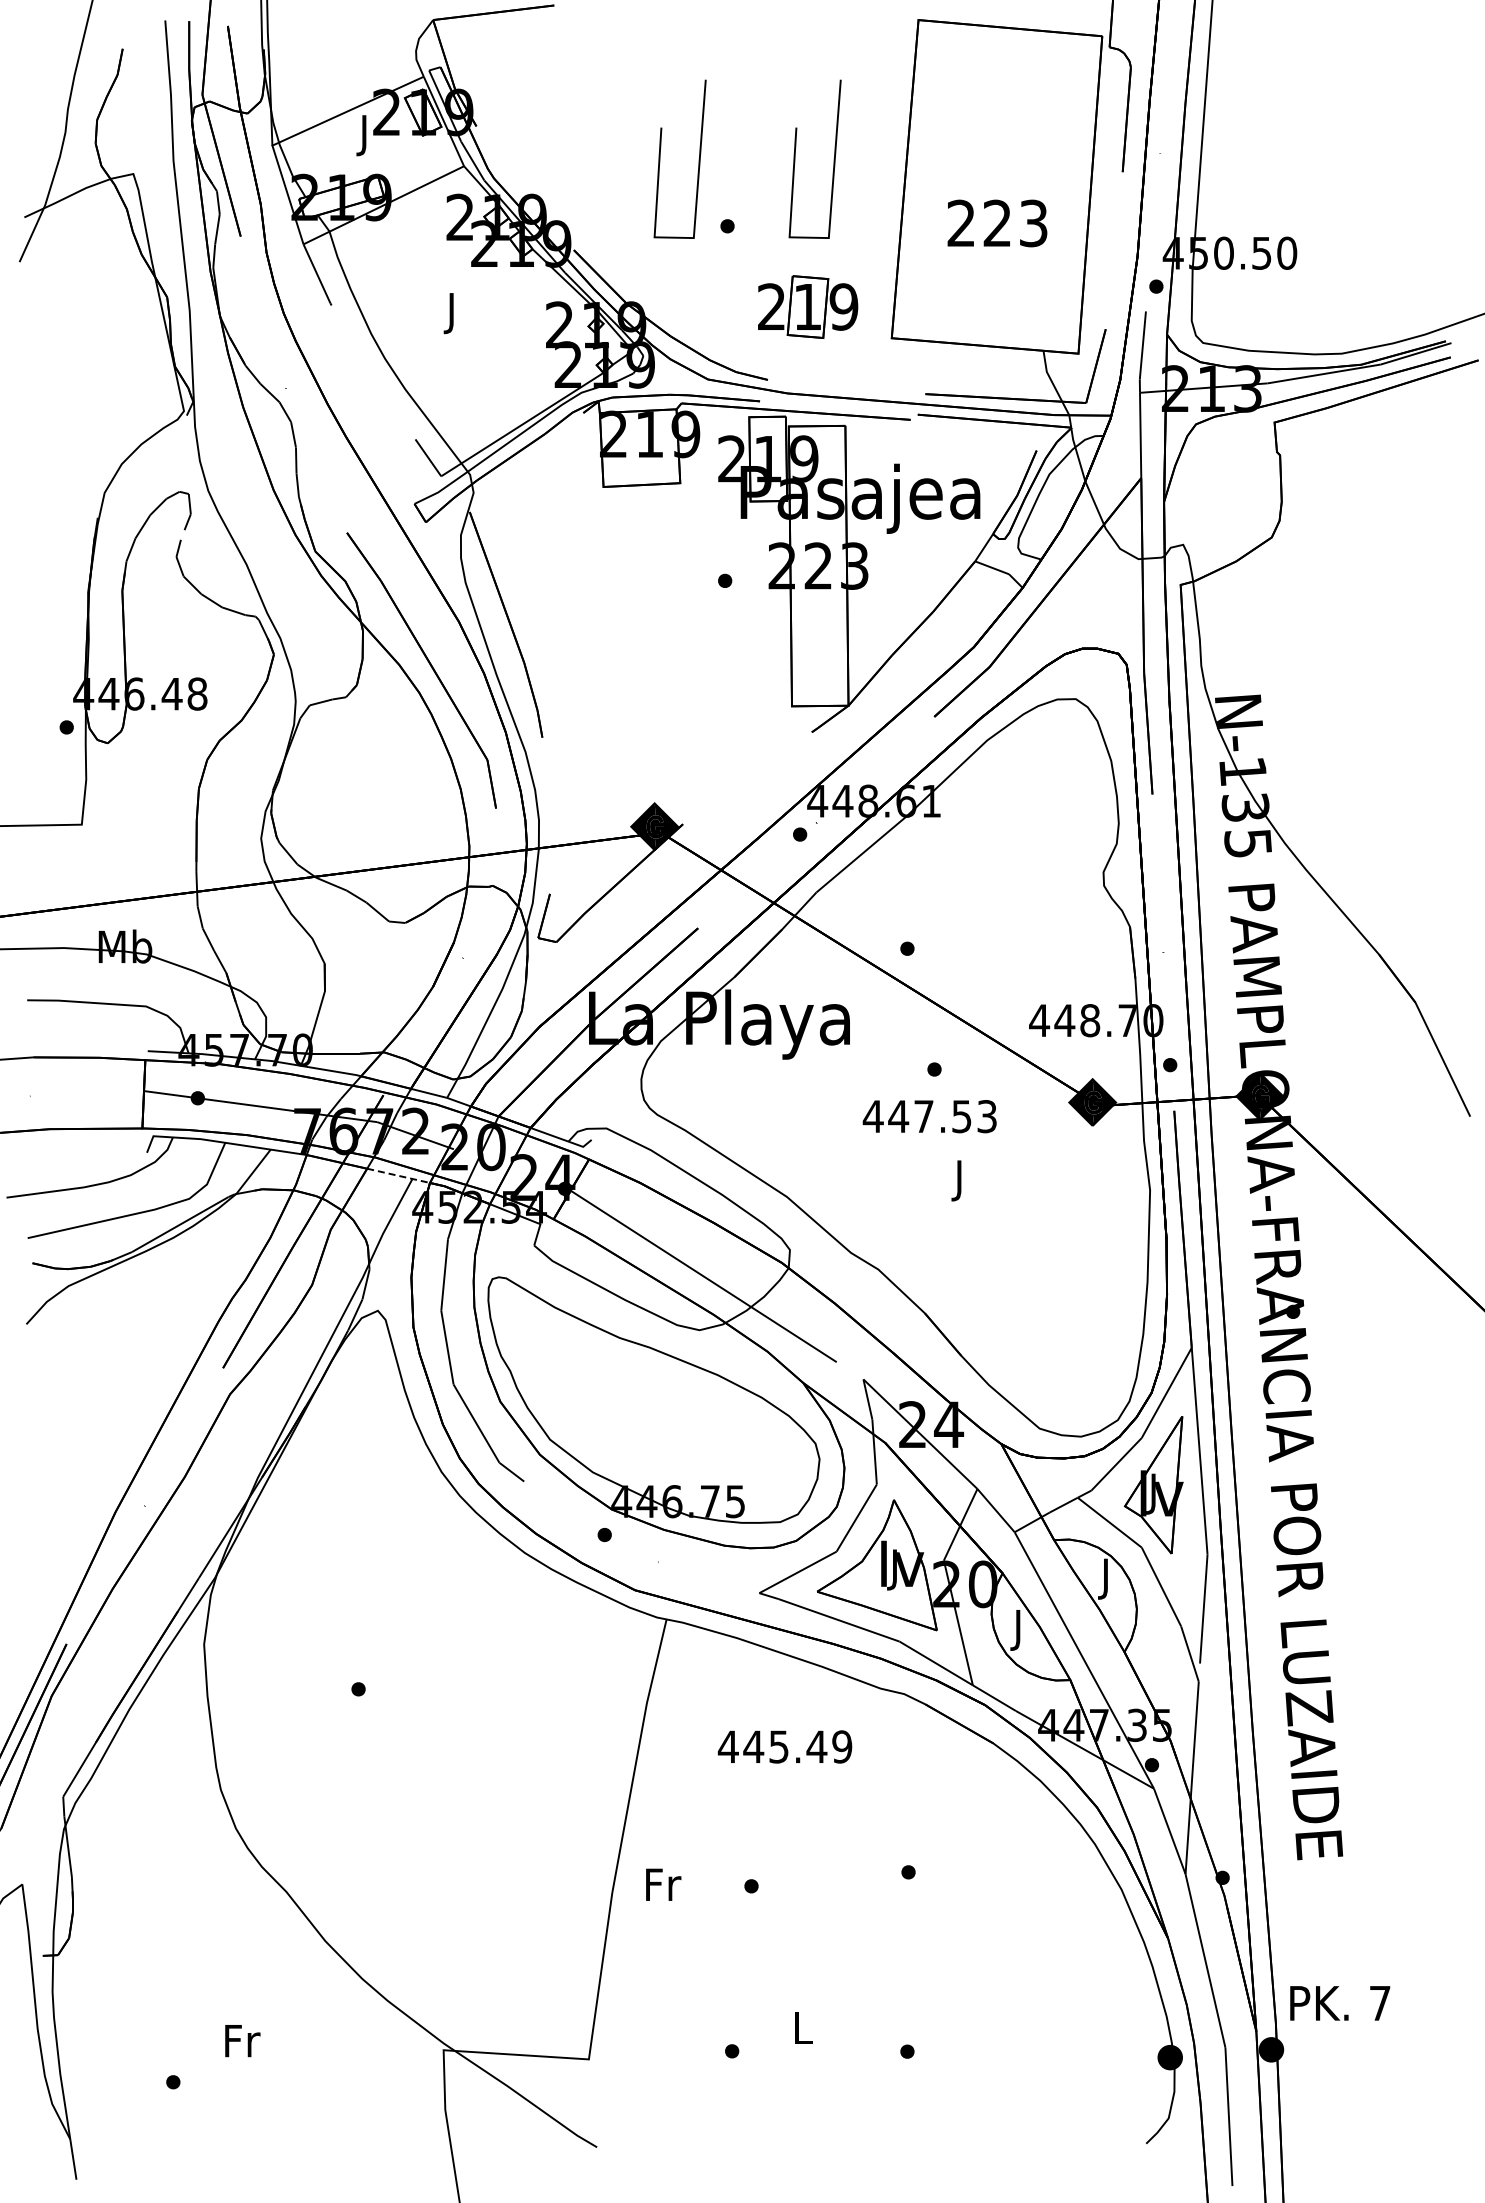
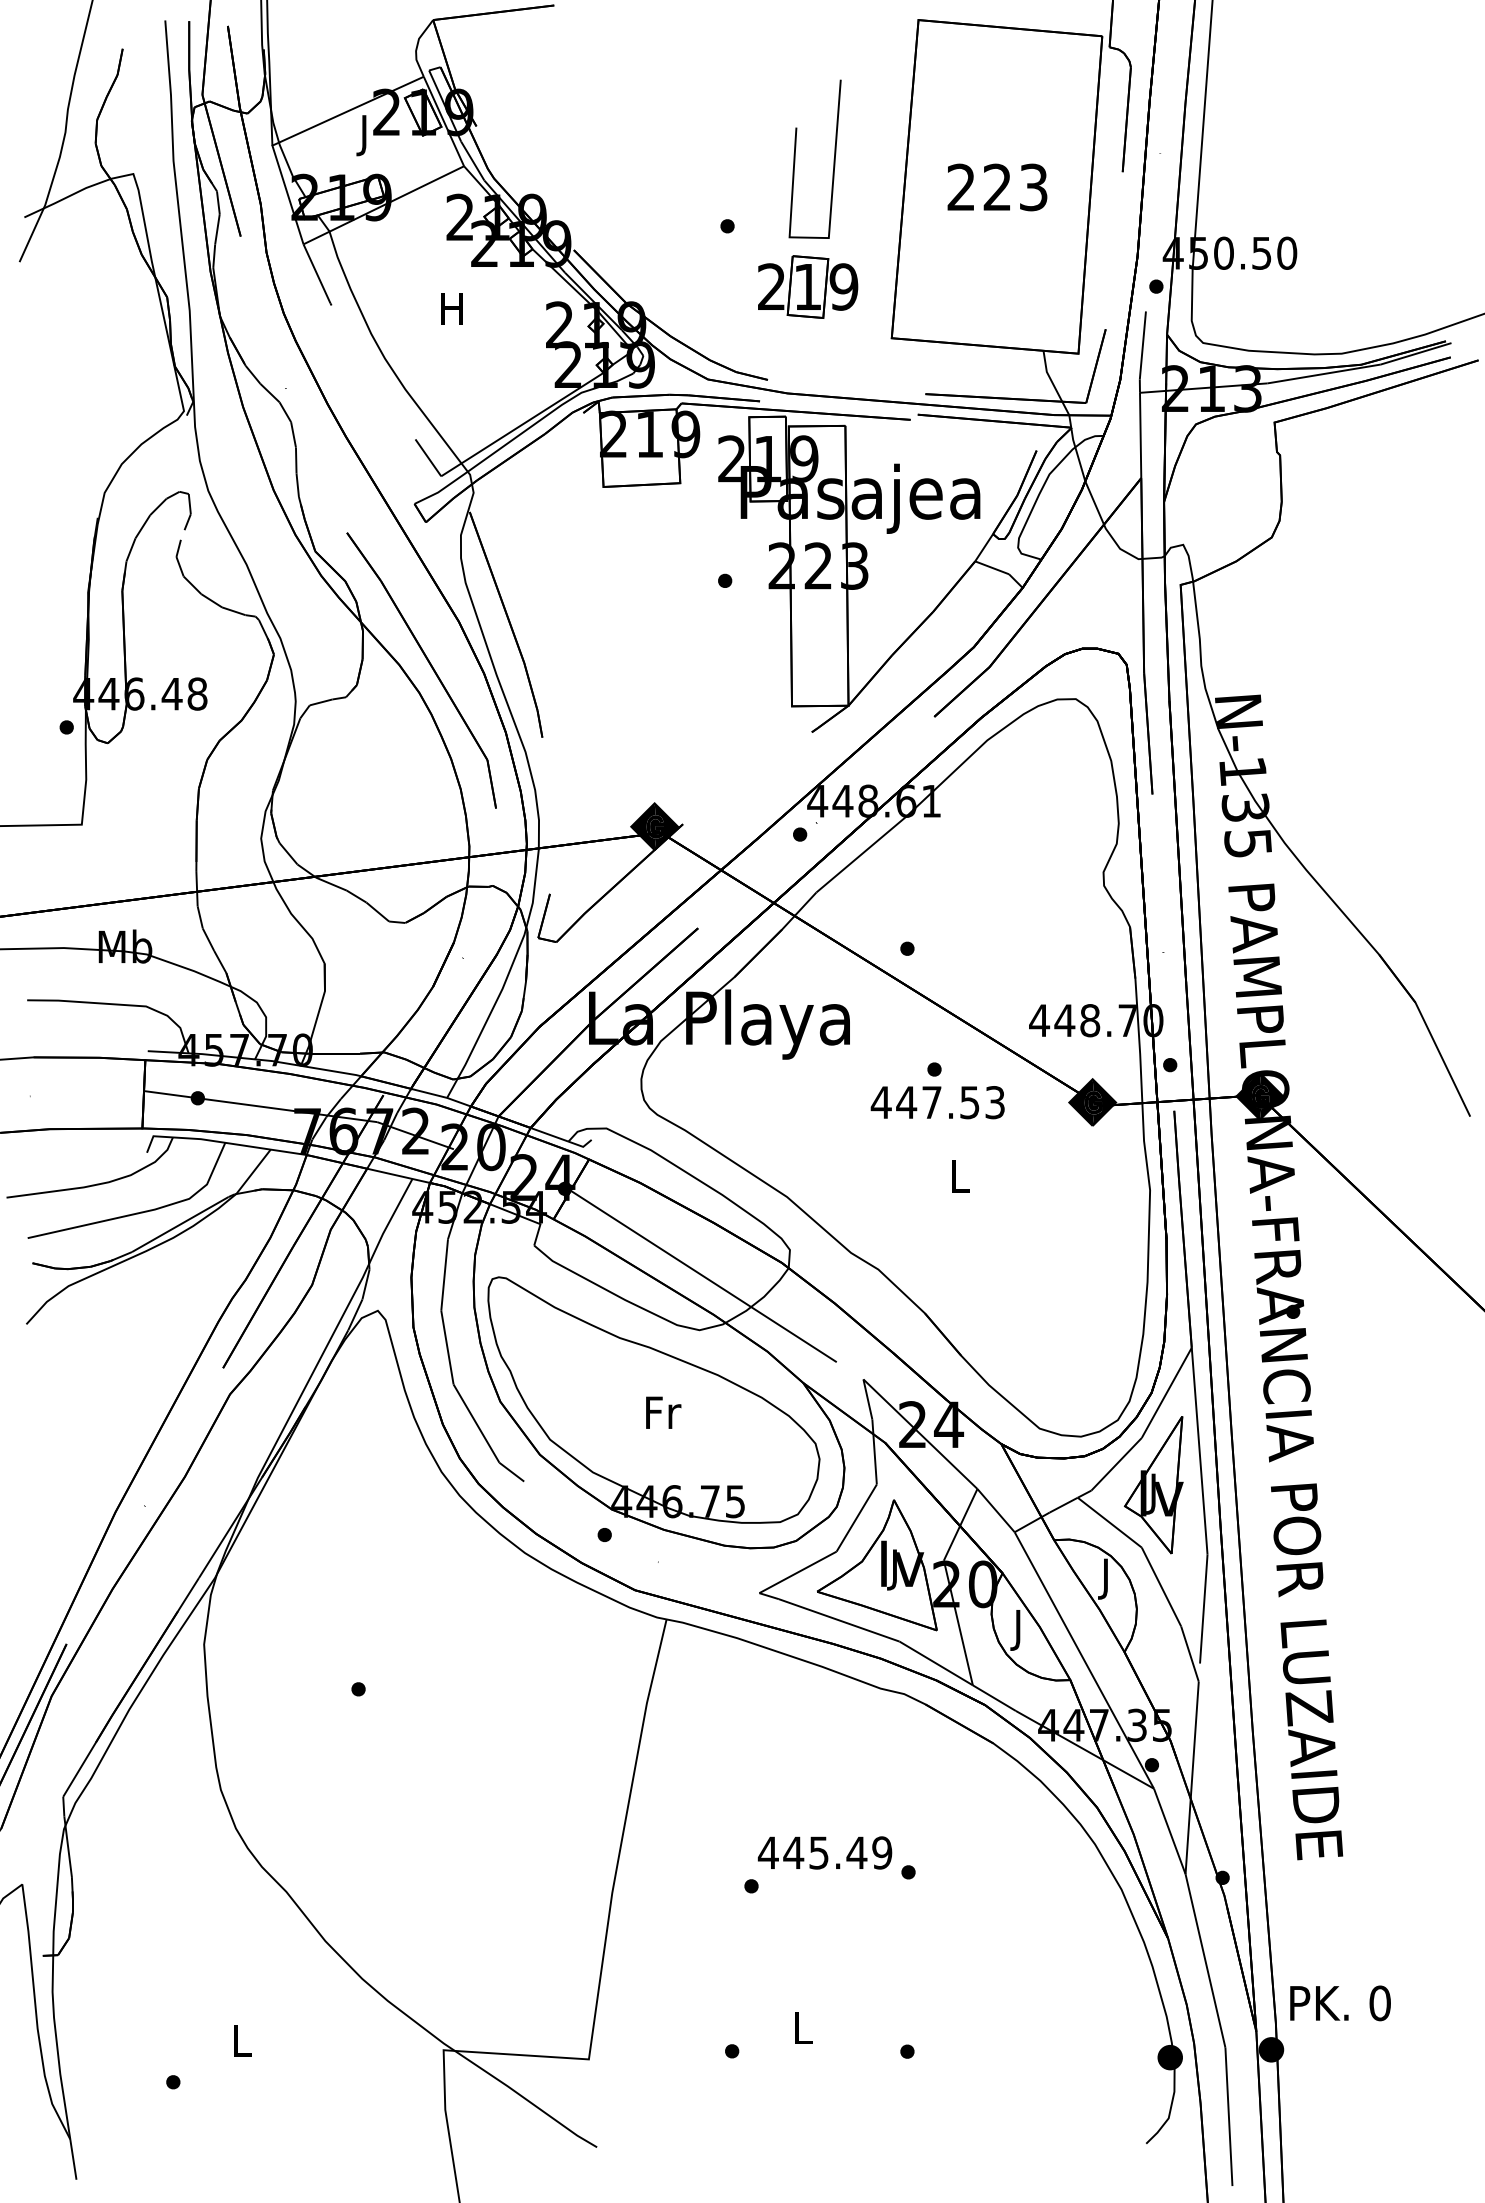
line: present -> none (660, 158)
text position: (997, 223) -> (997, 187) (997, 187)
part position: (808, 306) -> (808, 286) (808, 286)
text: J -> H (451, 313)
text position: (929, 1116) -> (937, 1102) (937, 1102)
line: dashed -> solid (399, 1175)
text: J -> L (960, 1180)
text position: (784, 1746) -> (824, 1852) (824, 1852)
text position: (663, 1884) -> (663, 1412) (663, 1412)
text: 7 -> 0 (1379, 2003)
text: Fr -> L (242, 2041)
